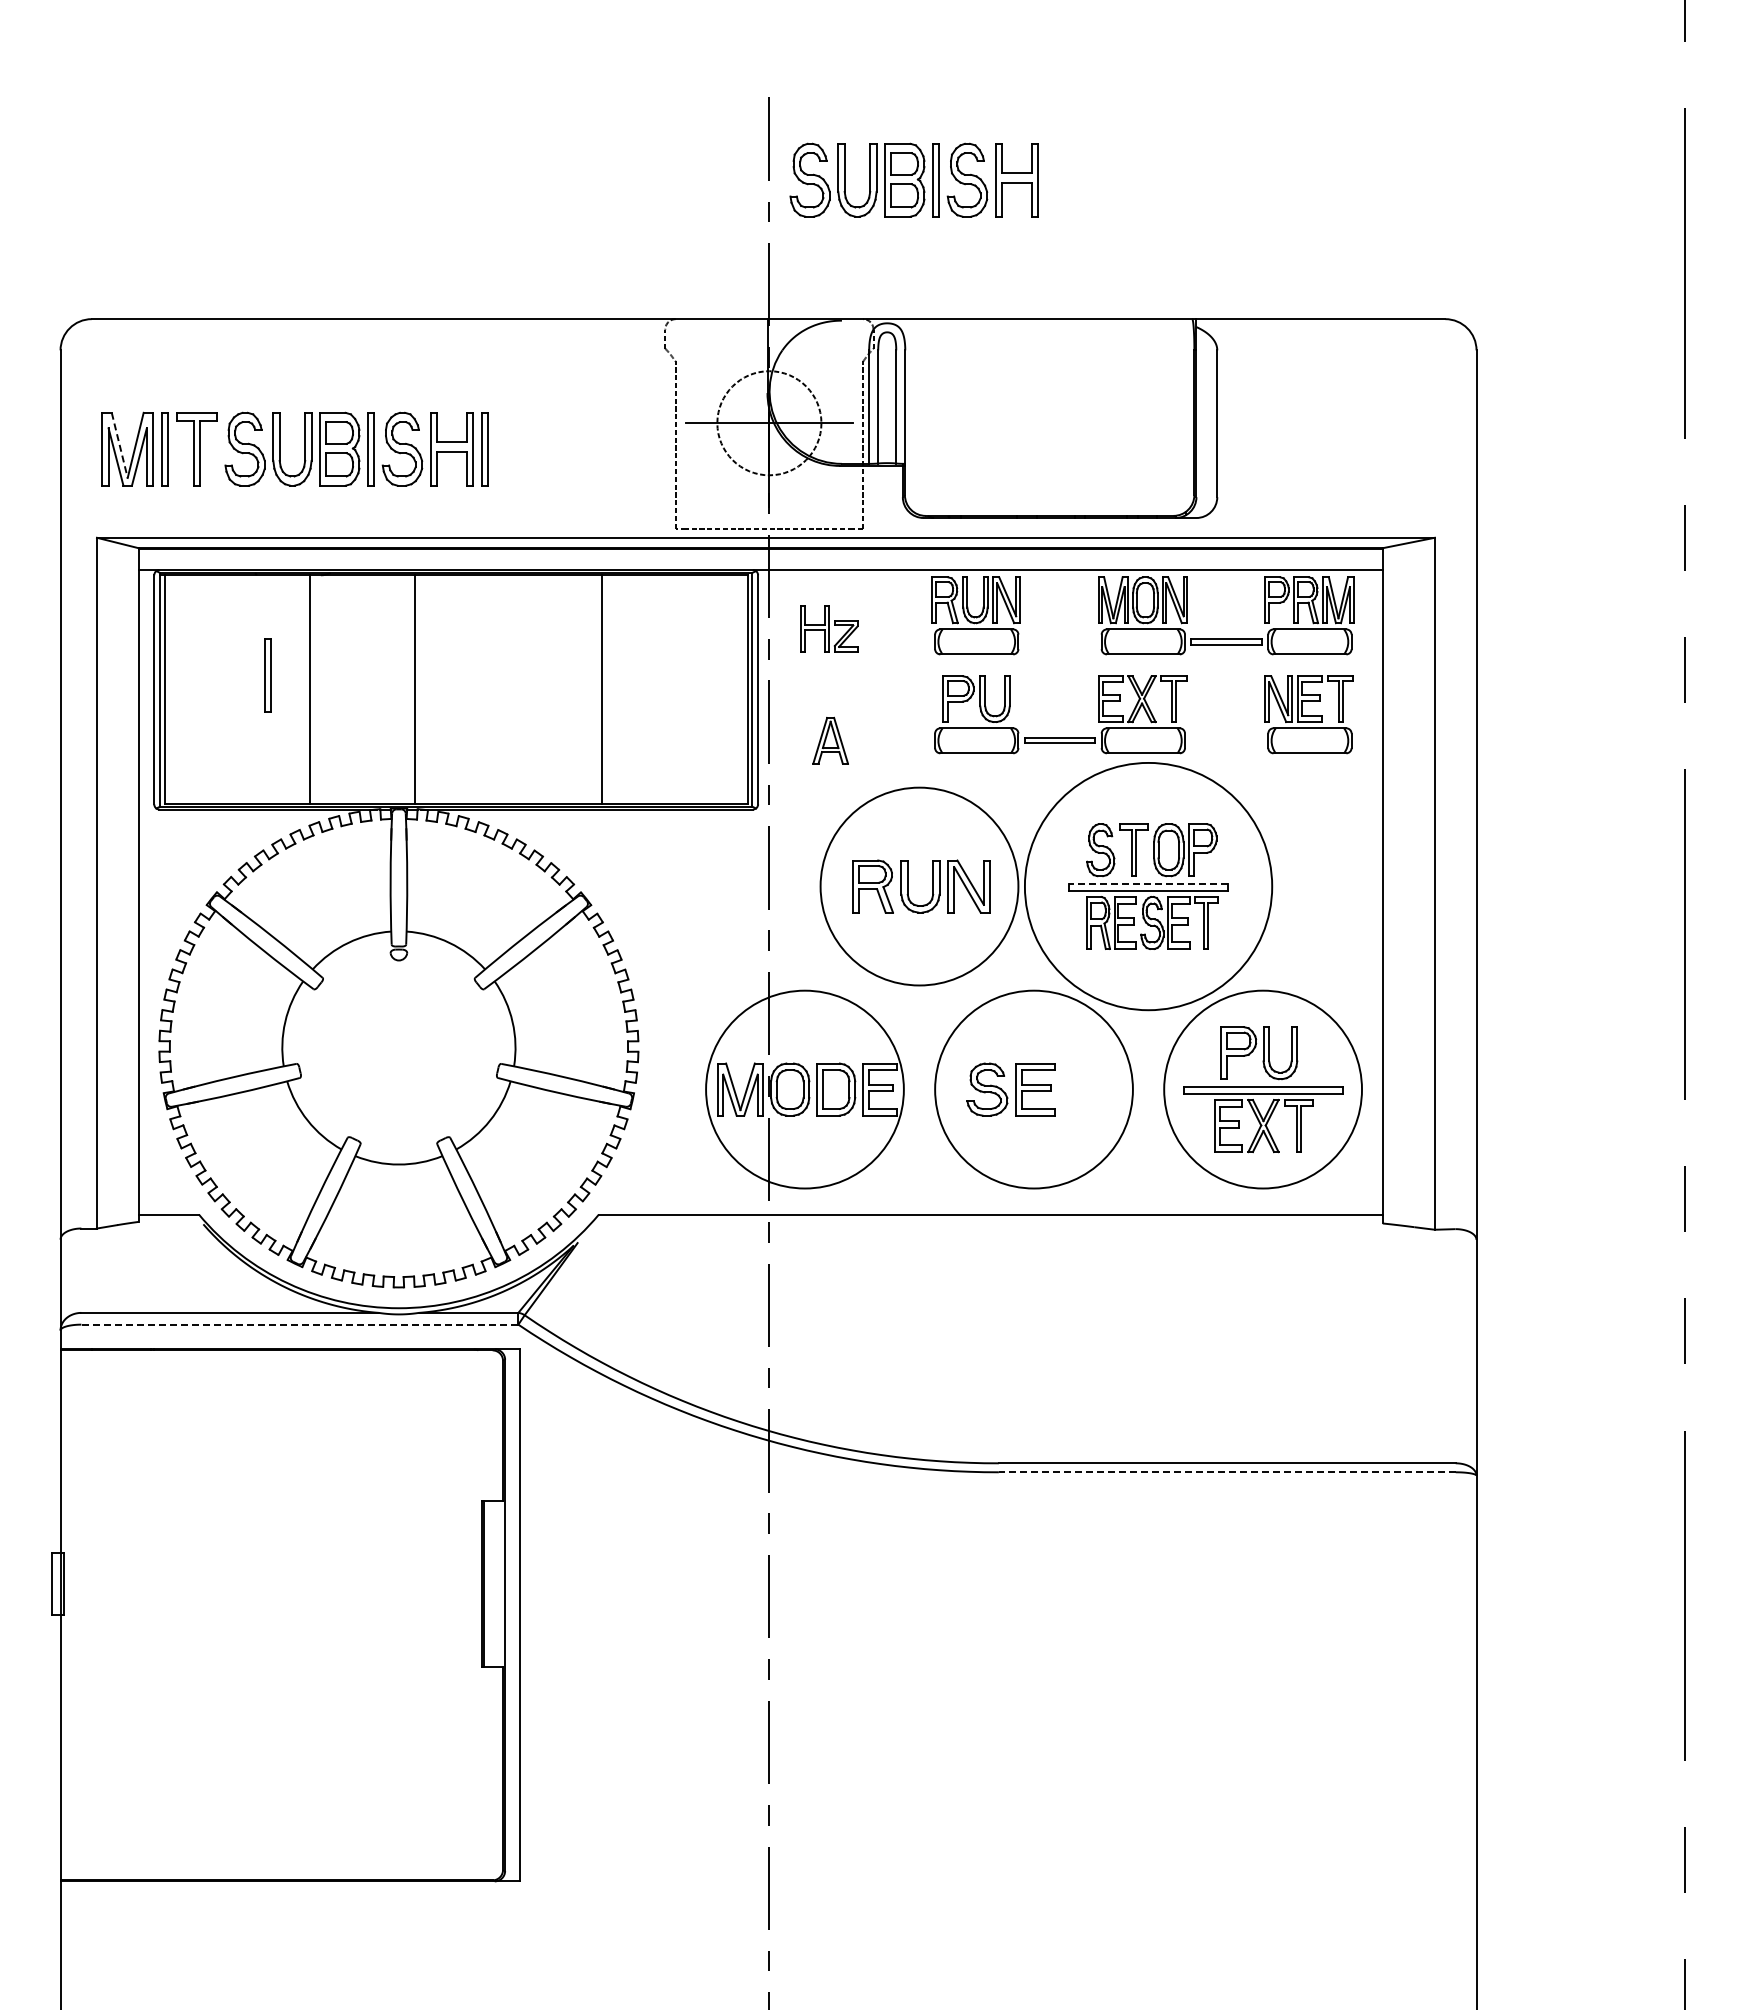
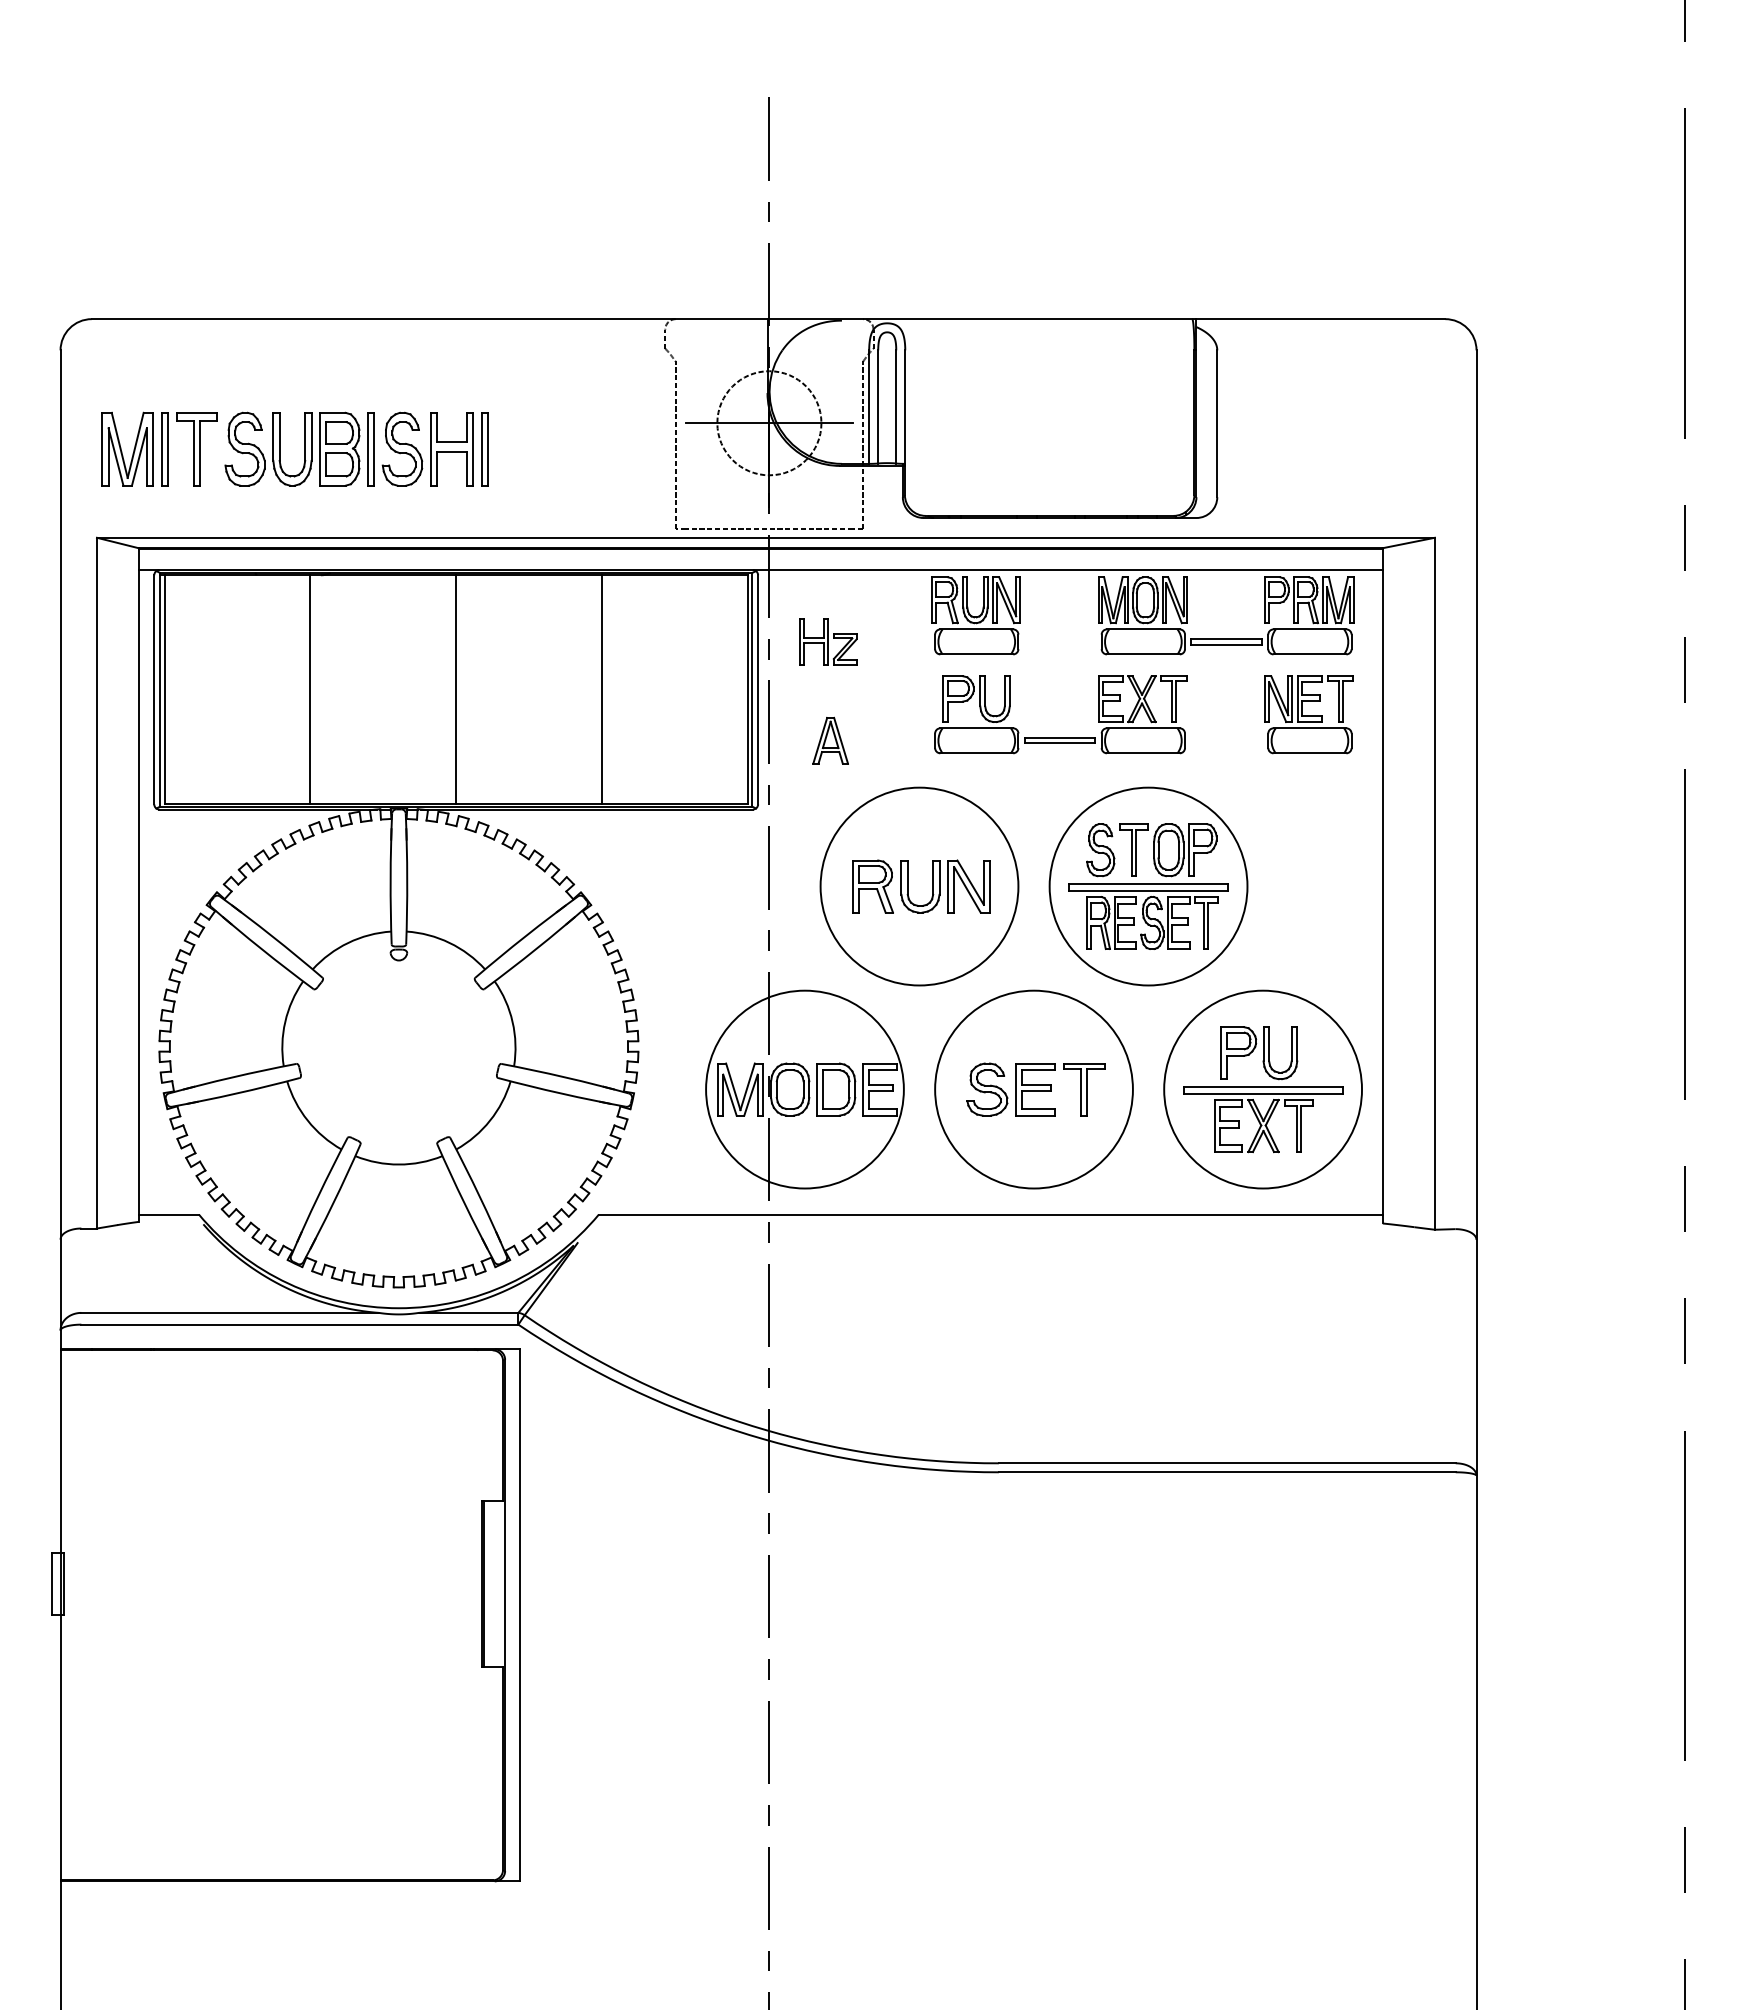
part: present -> none (913, 179)
line: dashed -> solid (119, 445)
part position: (829, 628) -> (828, 641) (828, 641)
part: present -> none (267, 675)
line position: (415, 689) -> (456, 689) (456, 689)
line: dashed -> solid (1148, 884)
circle diameter: 247 px -> 198 px (1148, 886)
part: none -> present (1084, 1089)
line: dashed -> solid (299, 1324)
line: dashed -> solid (1226, 1472)
